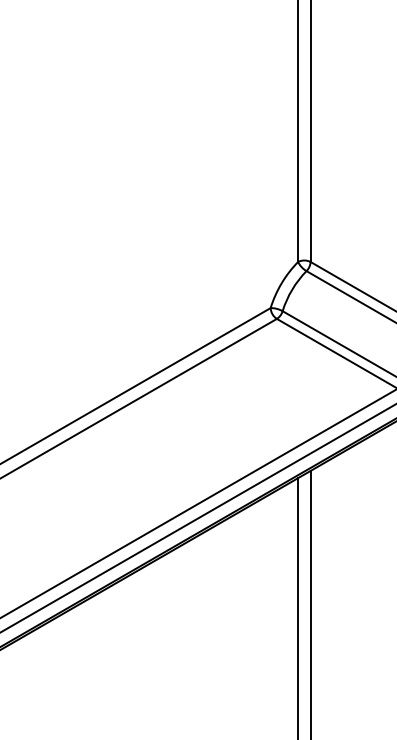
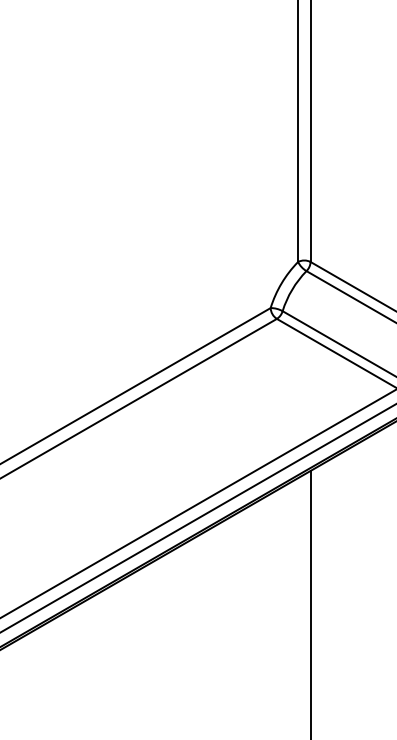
line: present -> none (298, 607)
